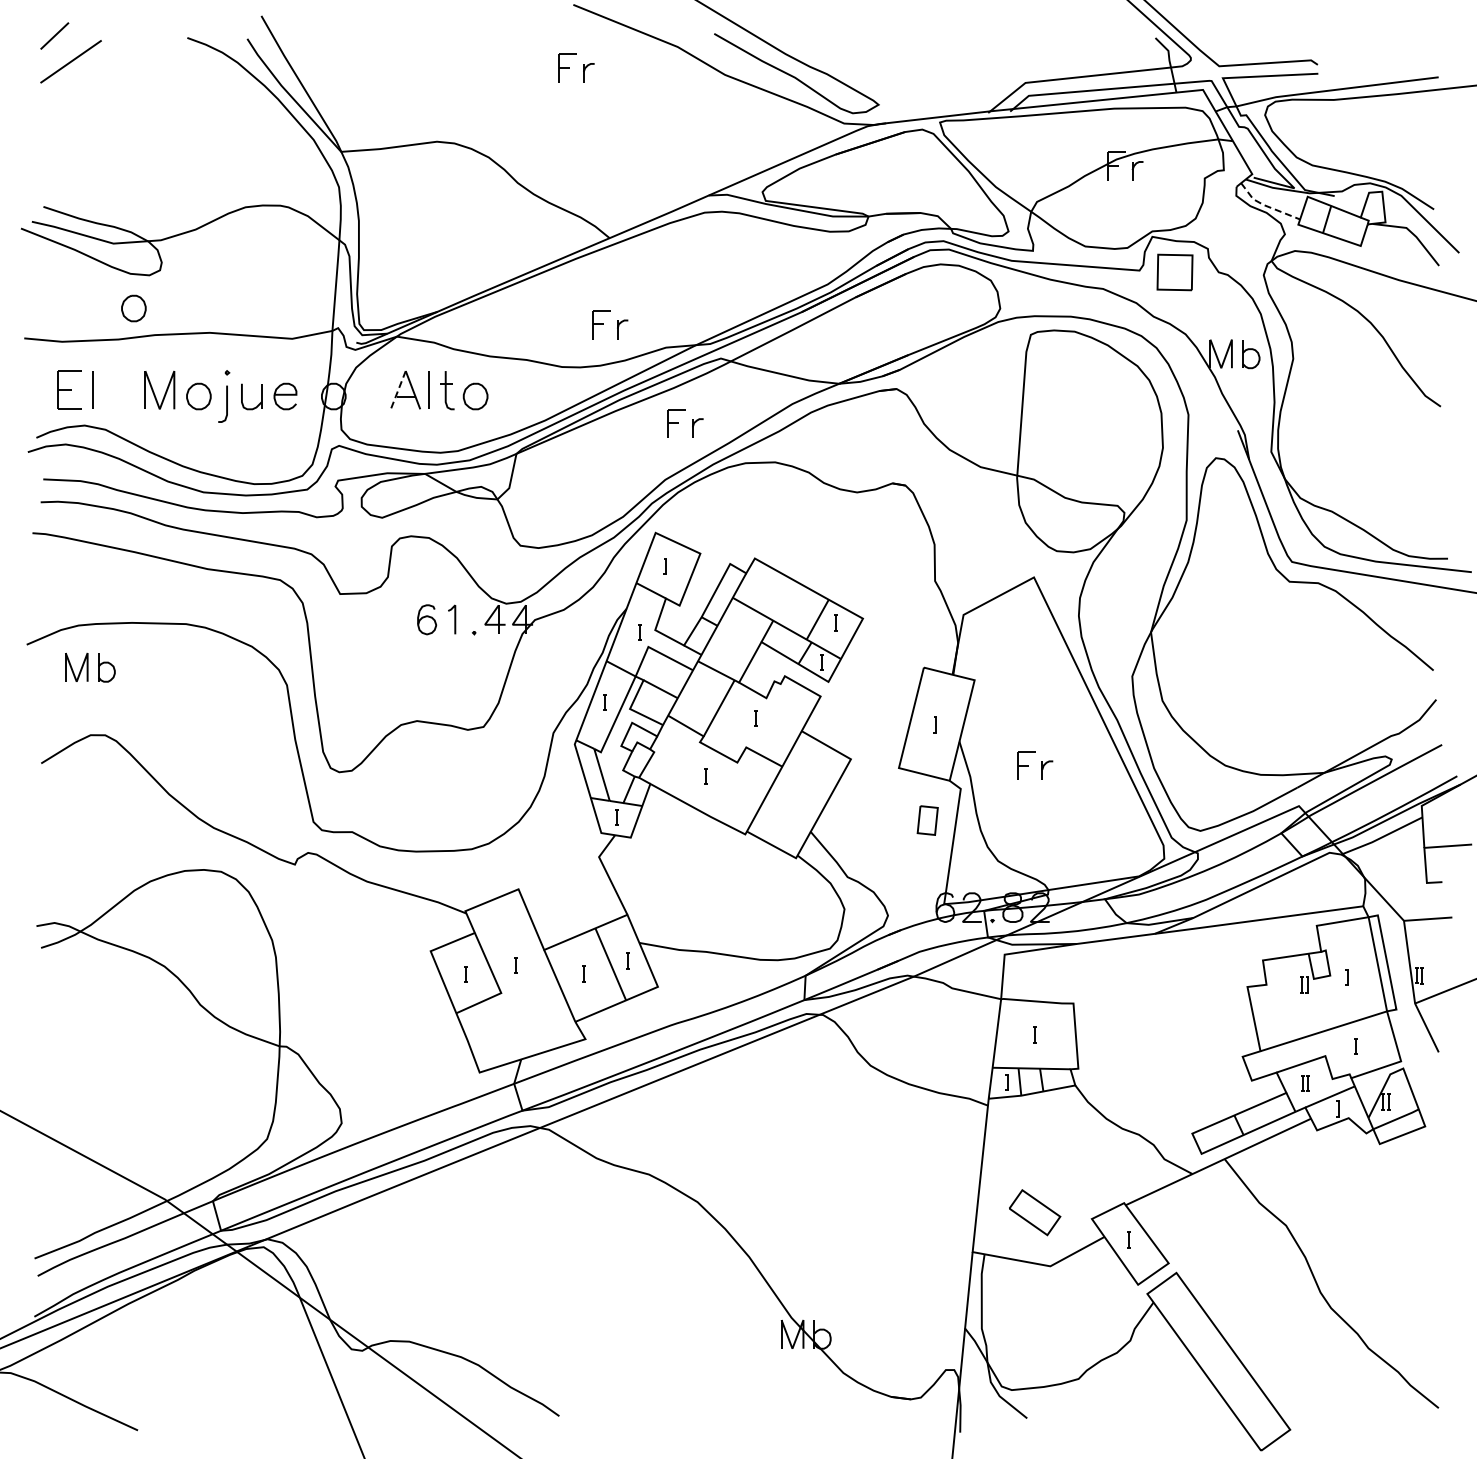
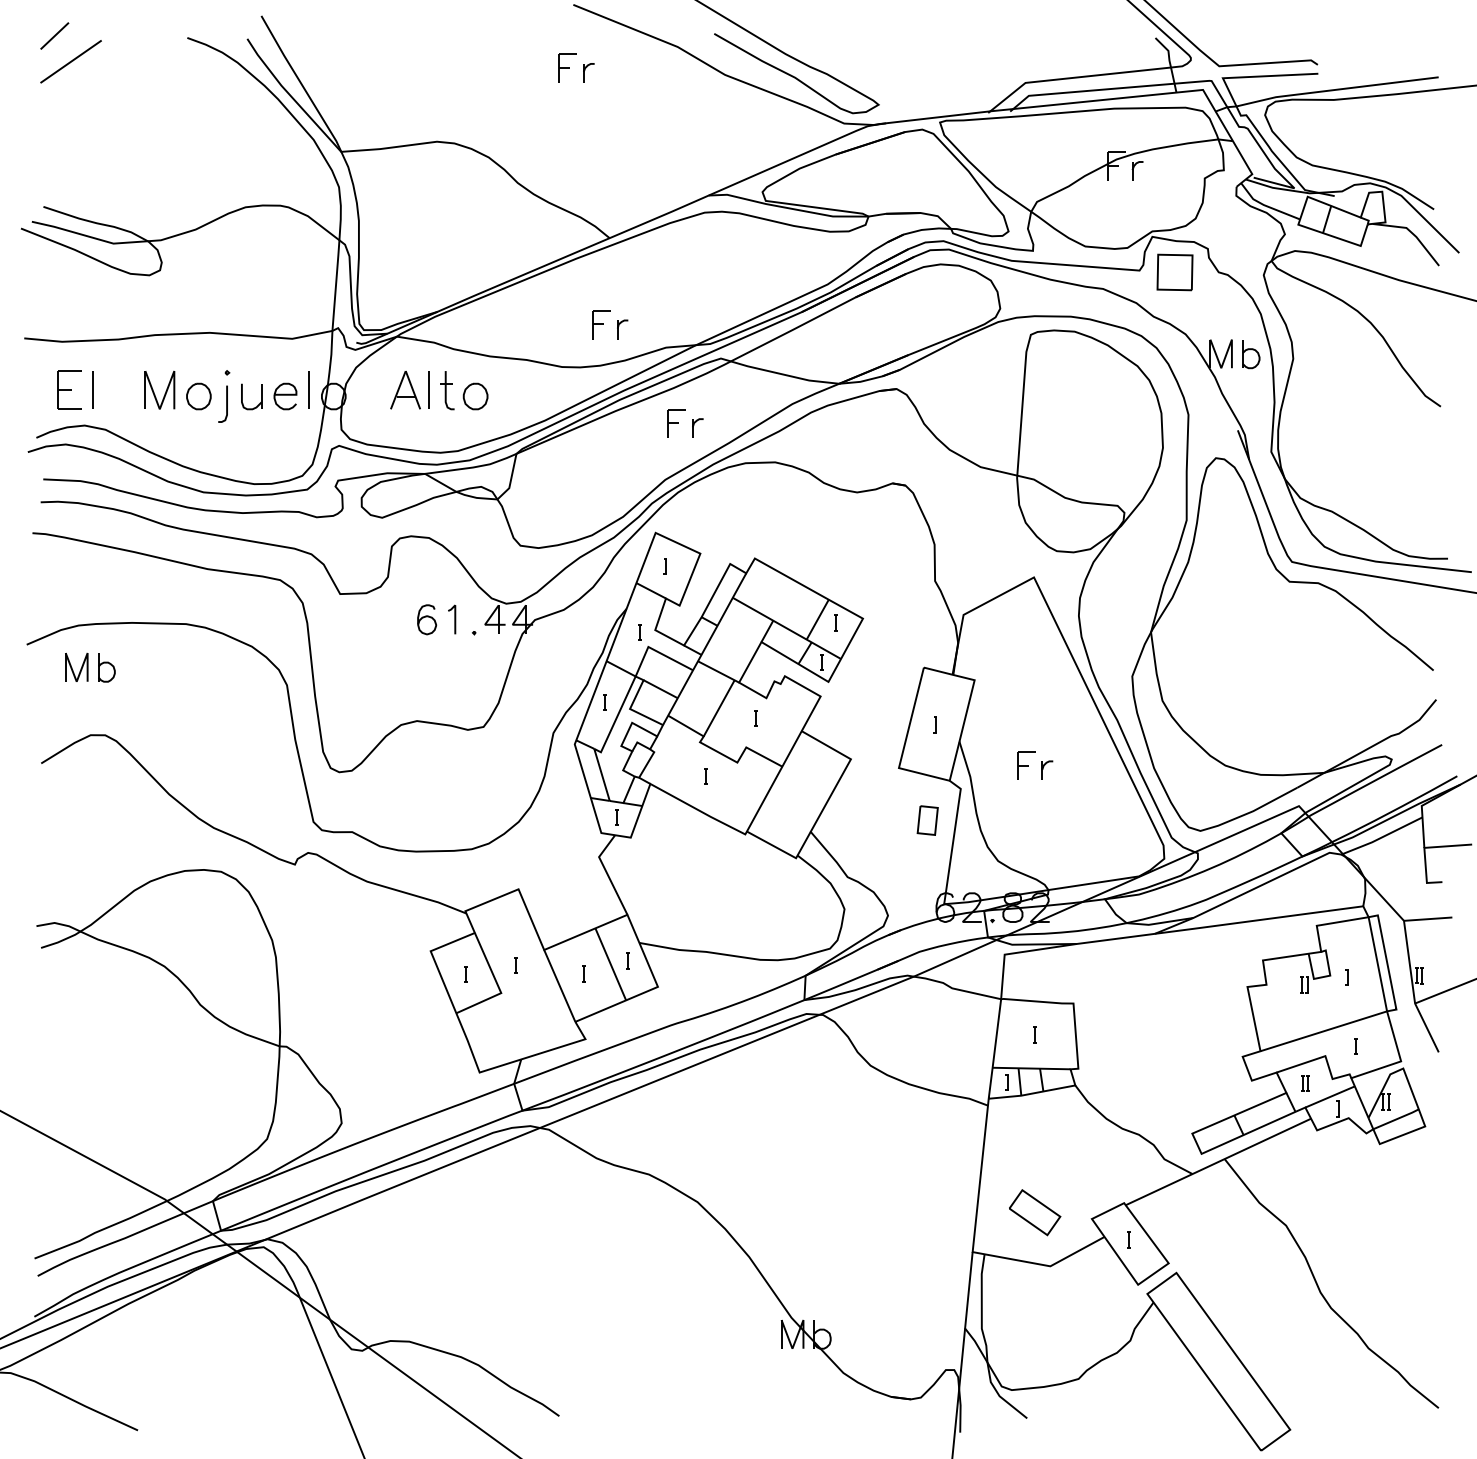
line: dashed -> solid (1266, 206)
part: present -> none (133, 308)
line: none -> present (308, 389)
line: dashed -> solid (398, 390)
